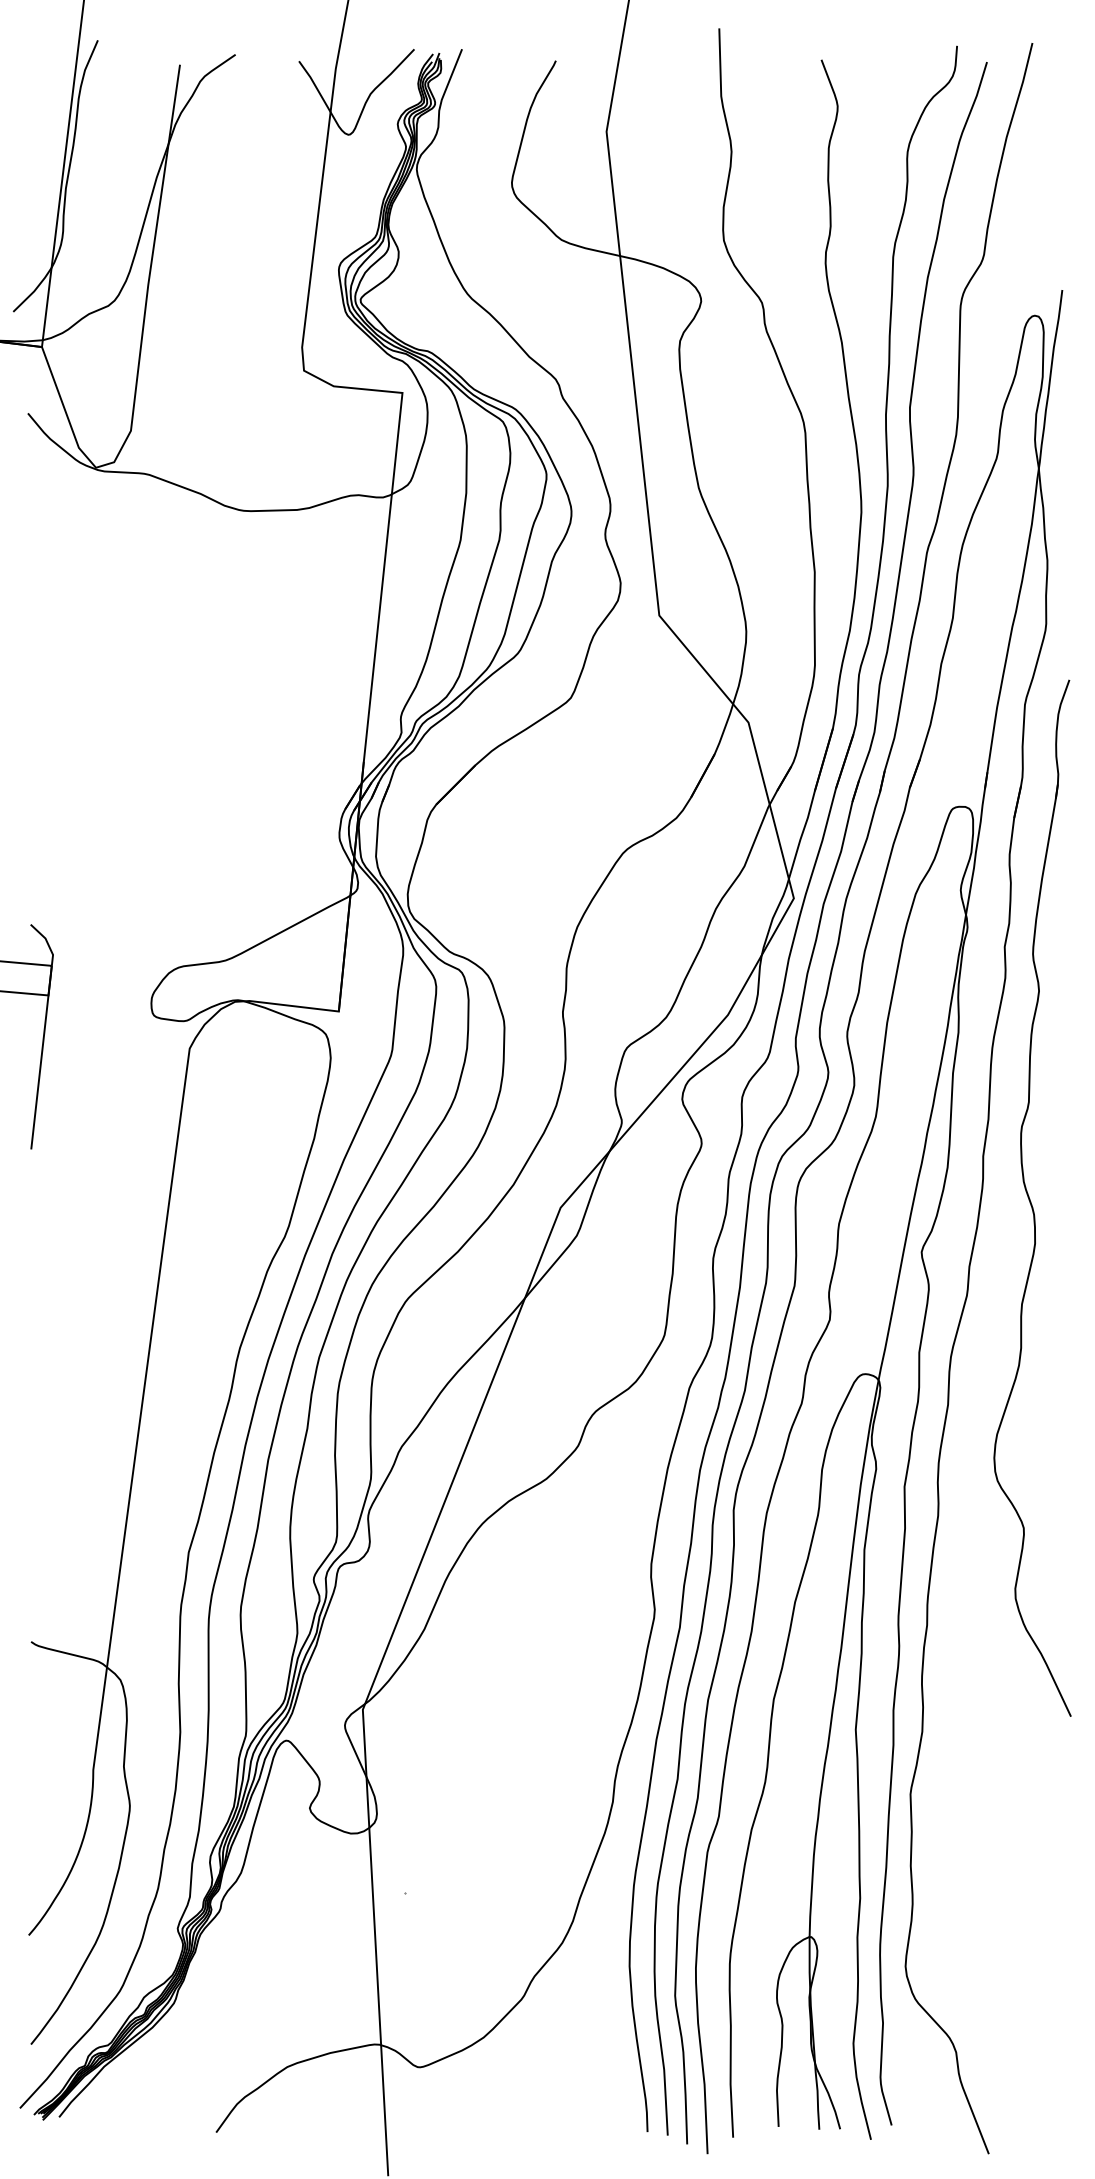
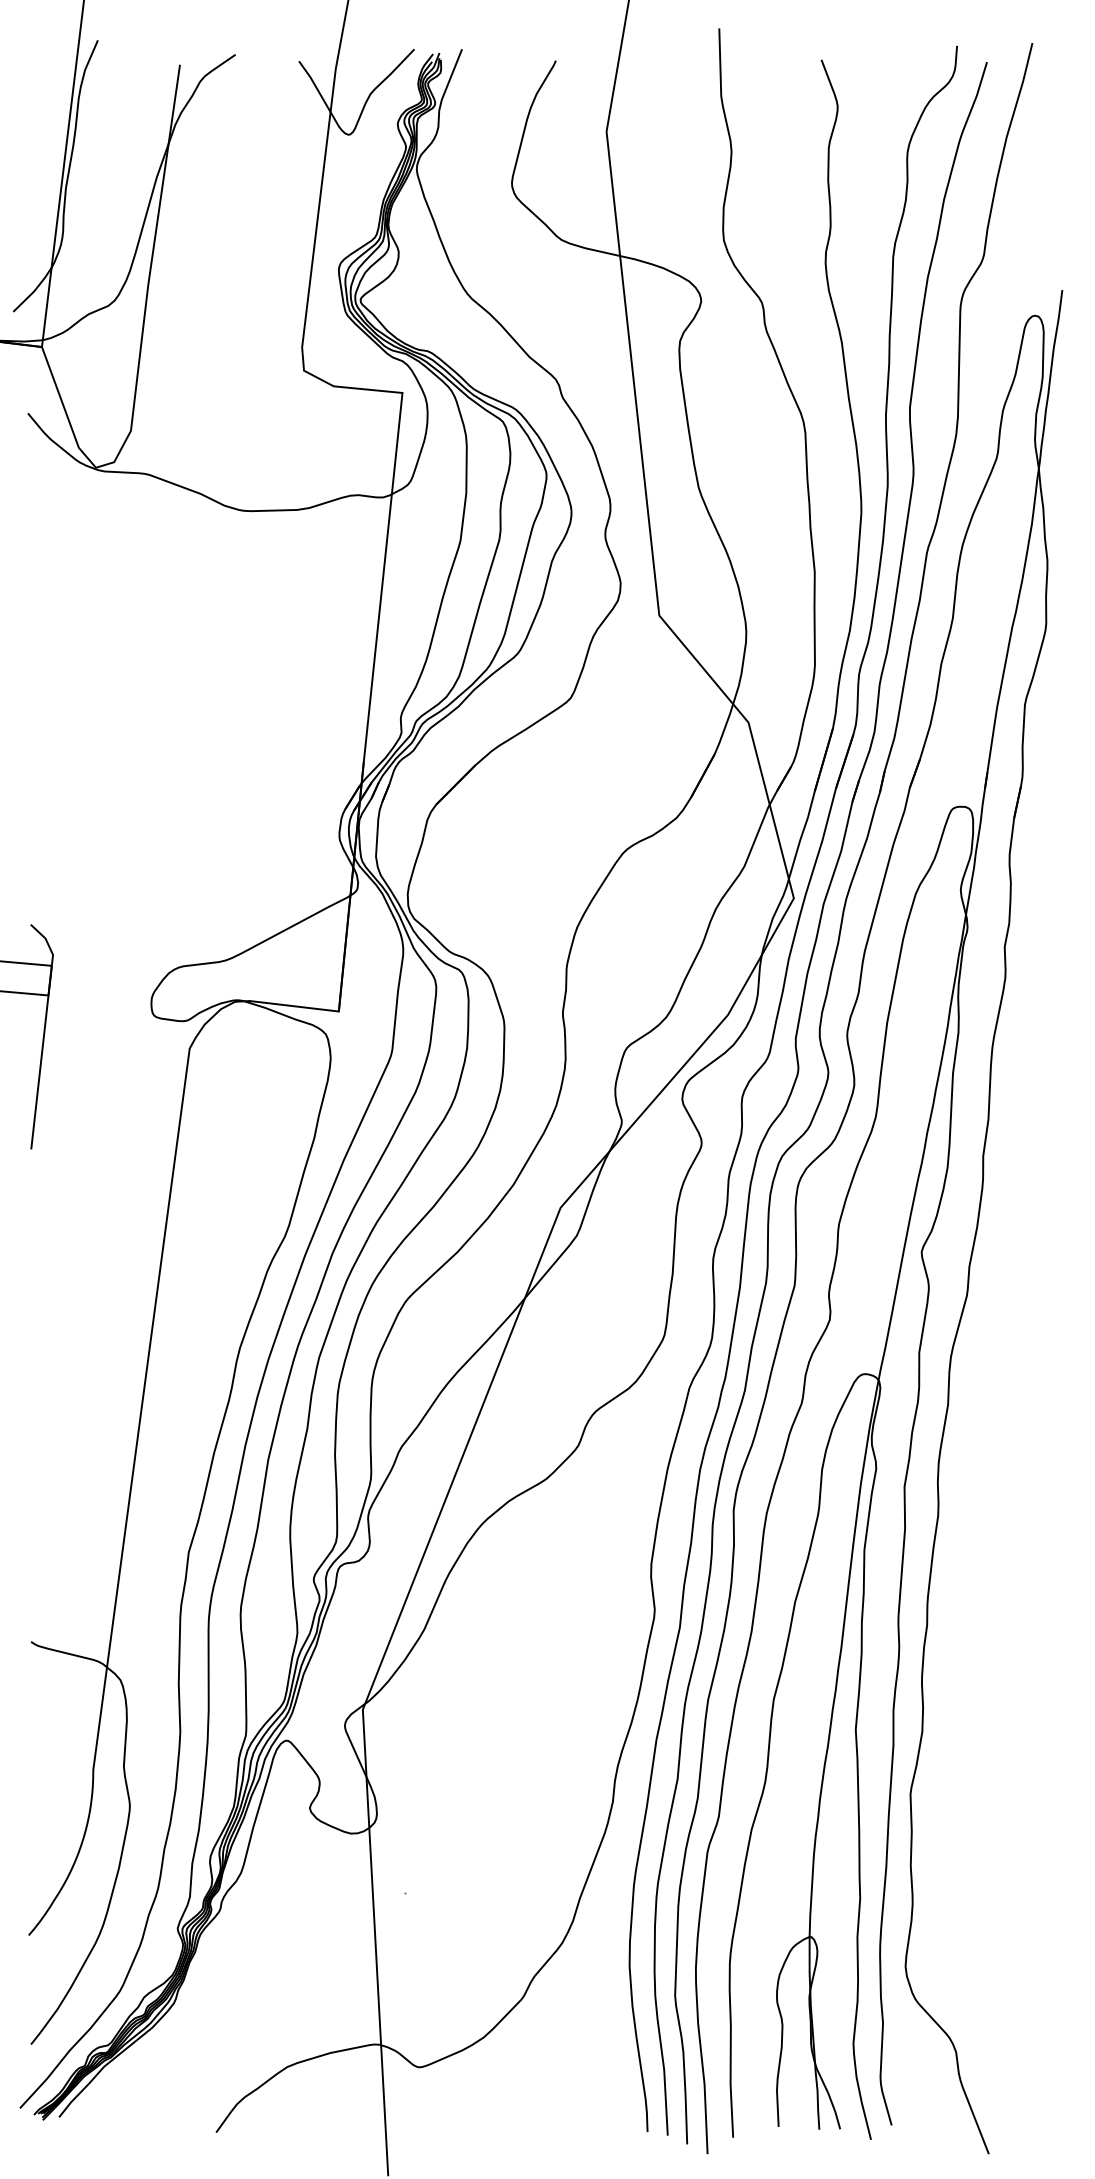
part: present -> none (1032, 1197)
